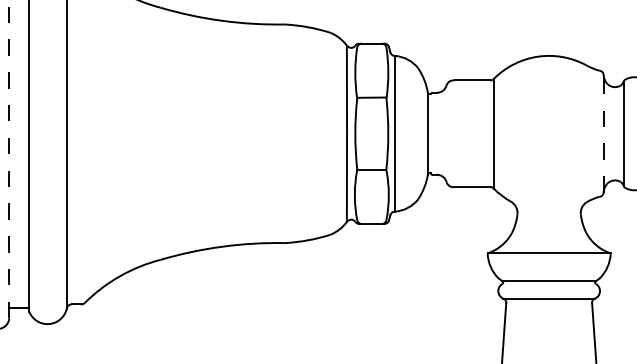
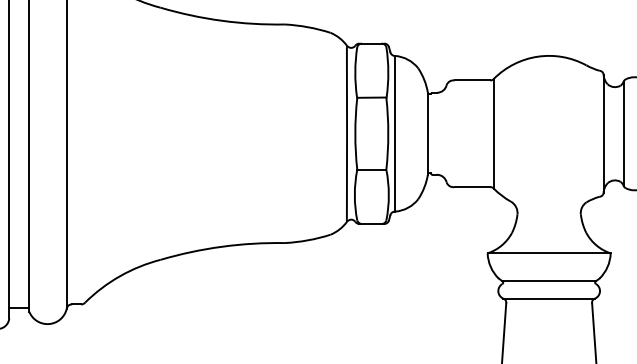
line: dashed -> solid (603, 133)
line: dashed -> solid (9, 158)
